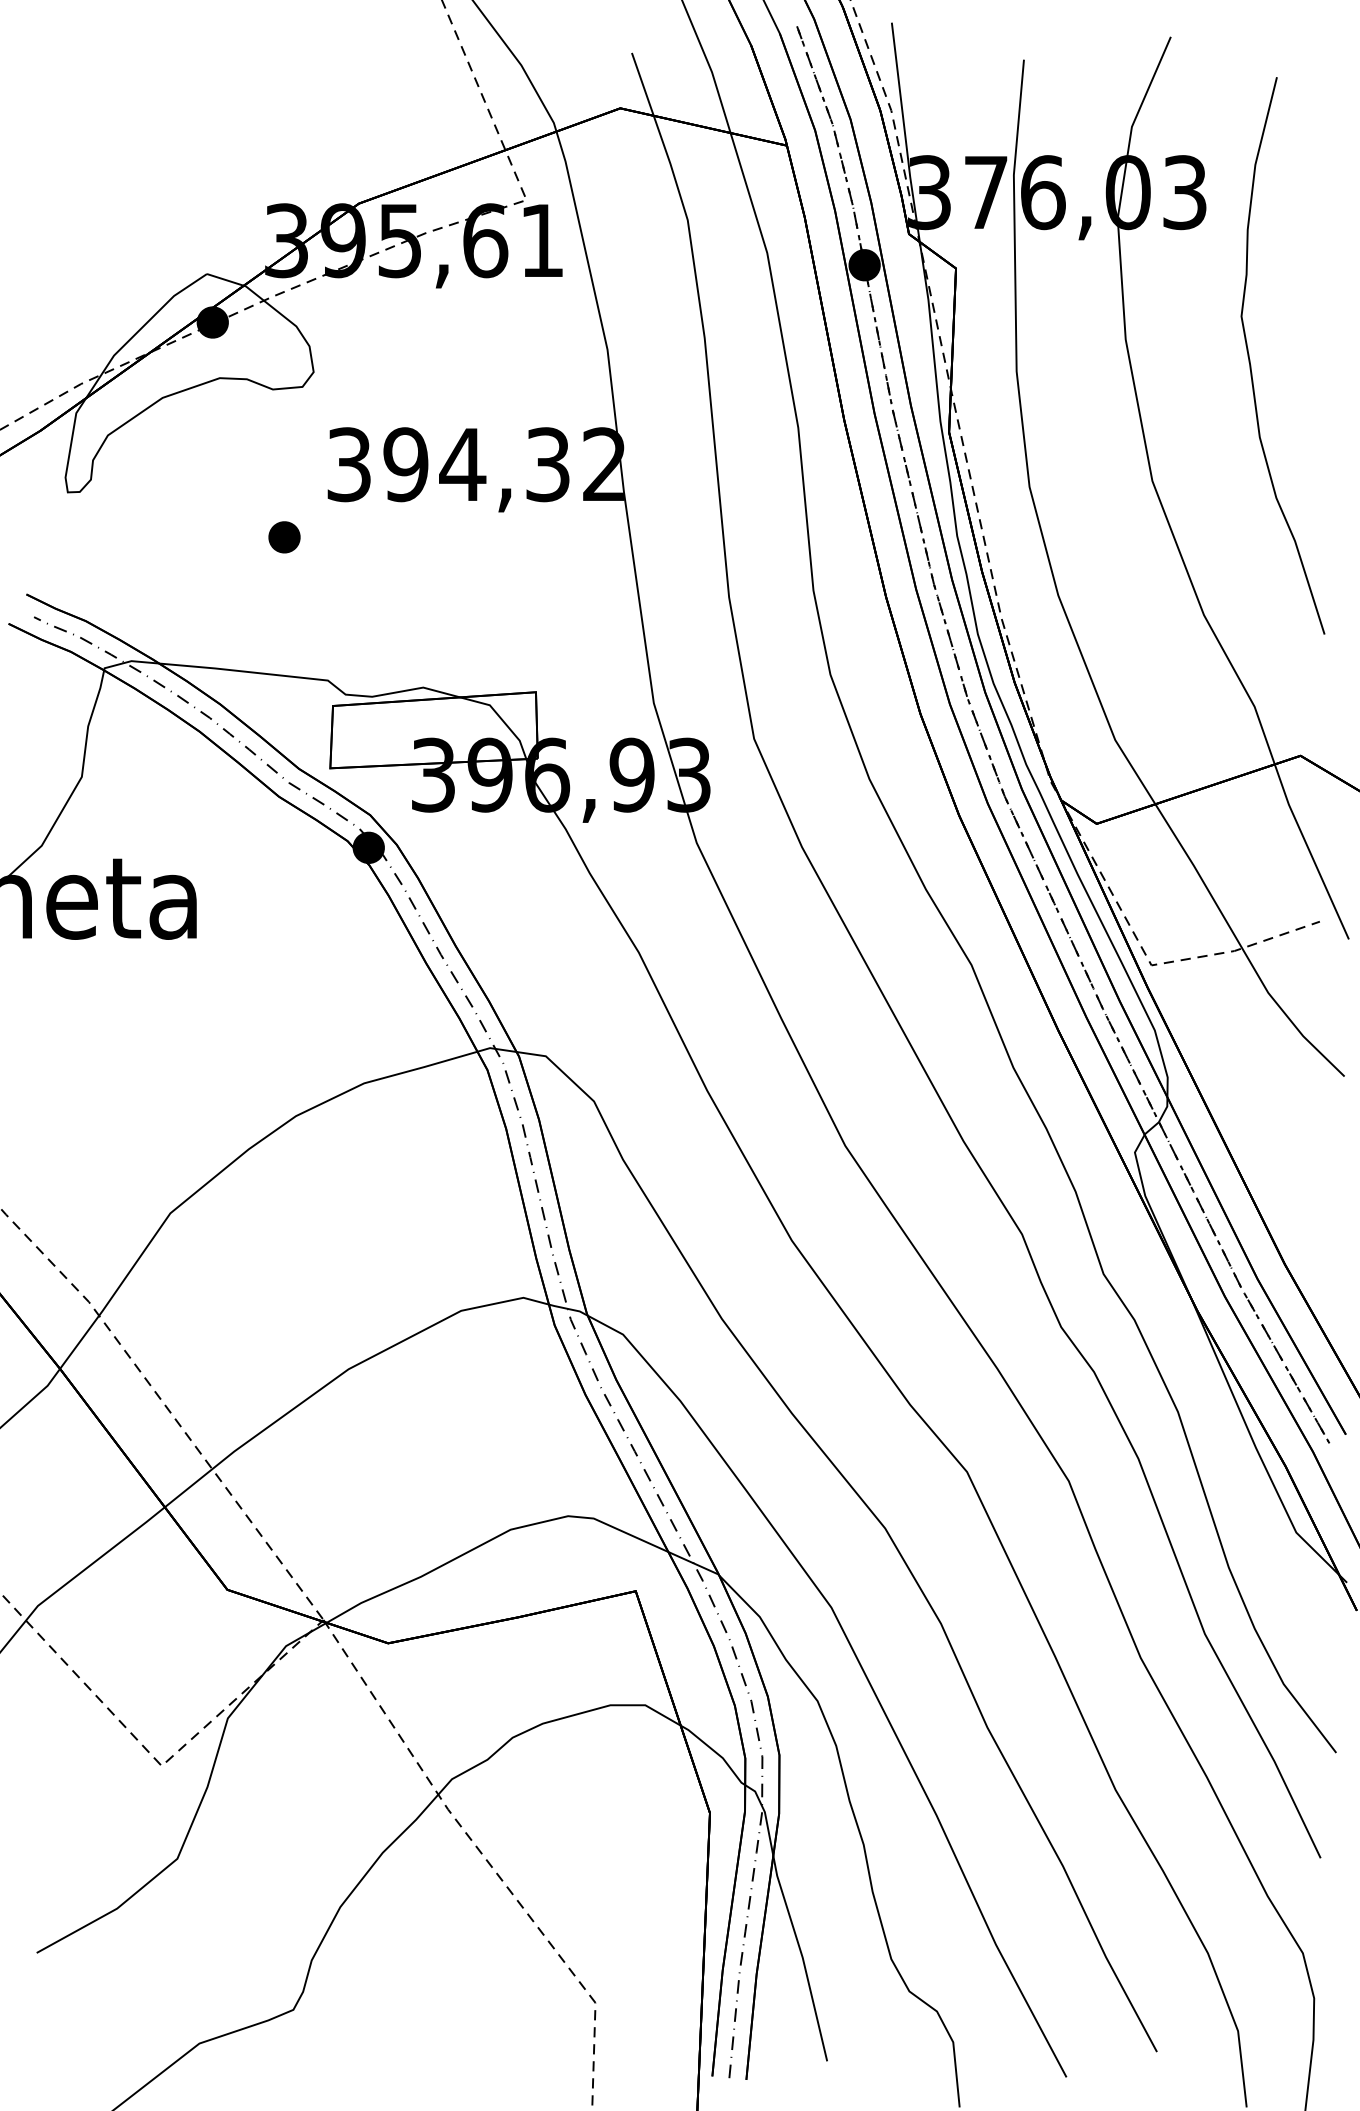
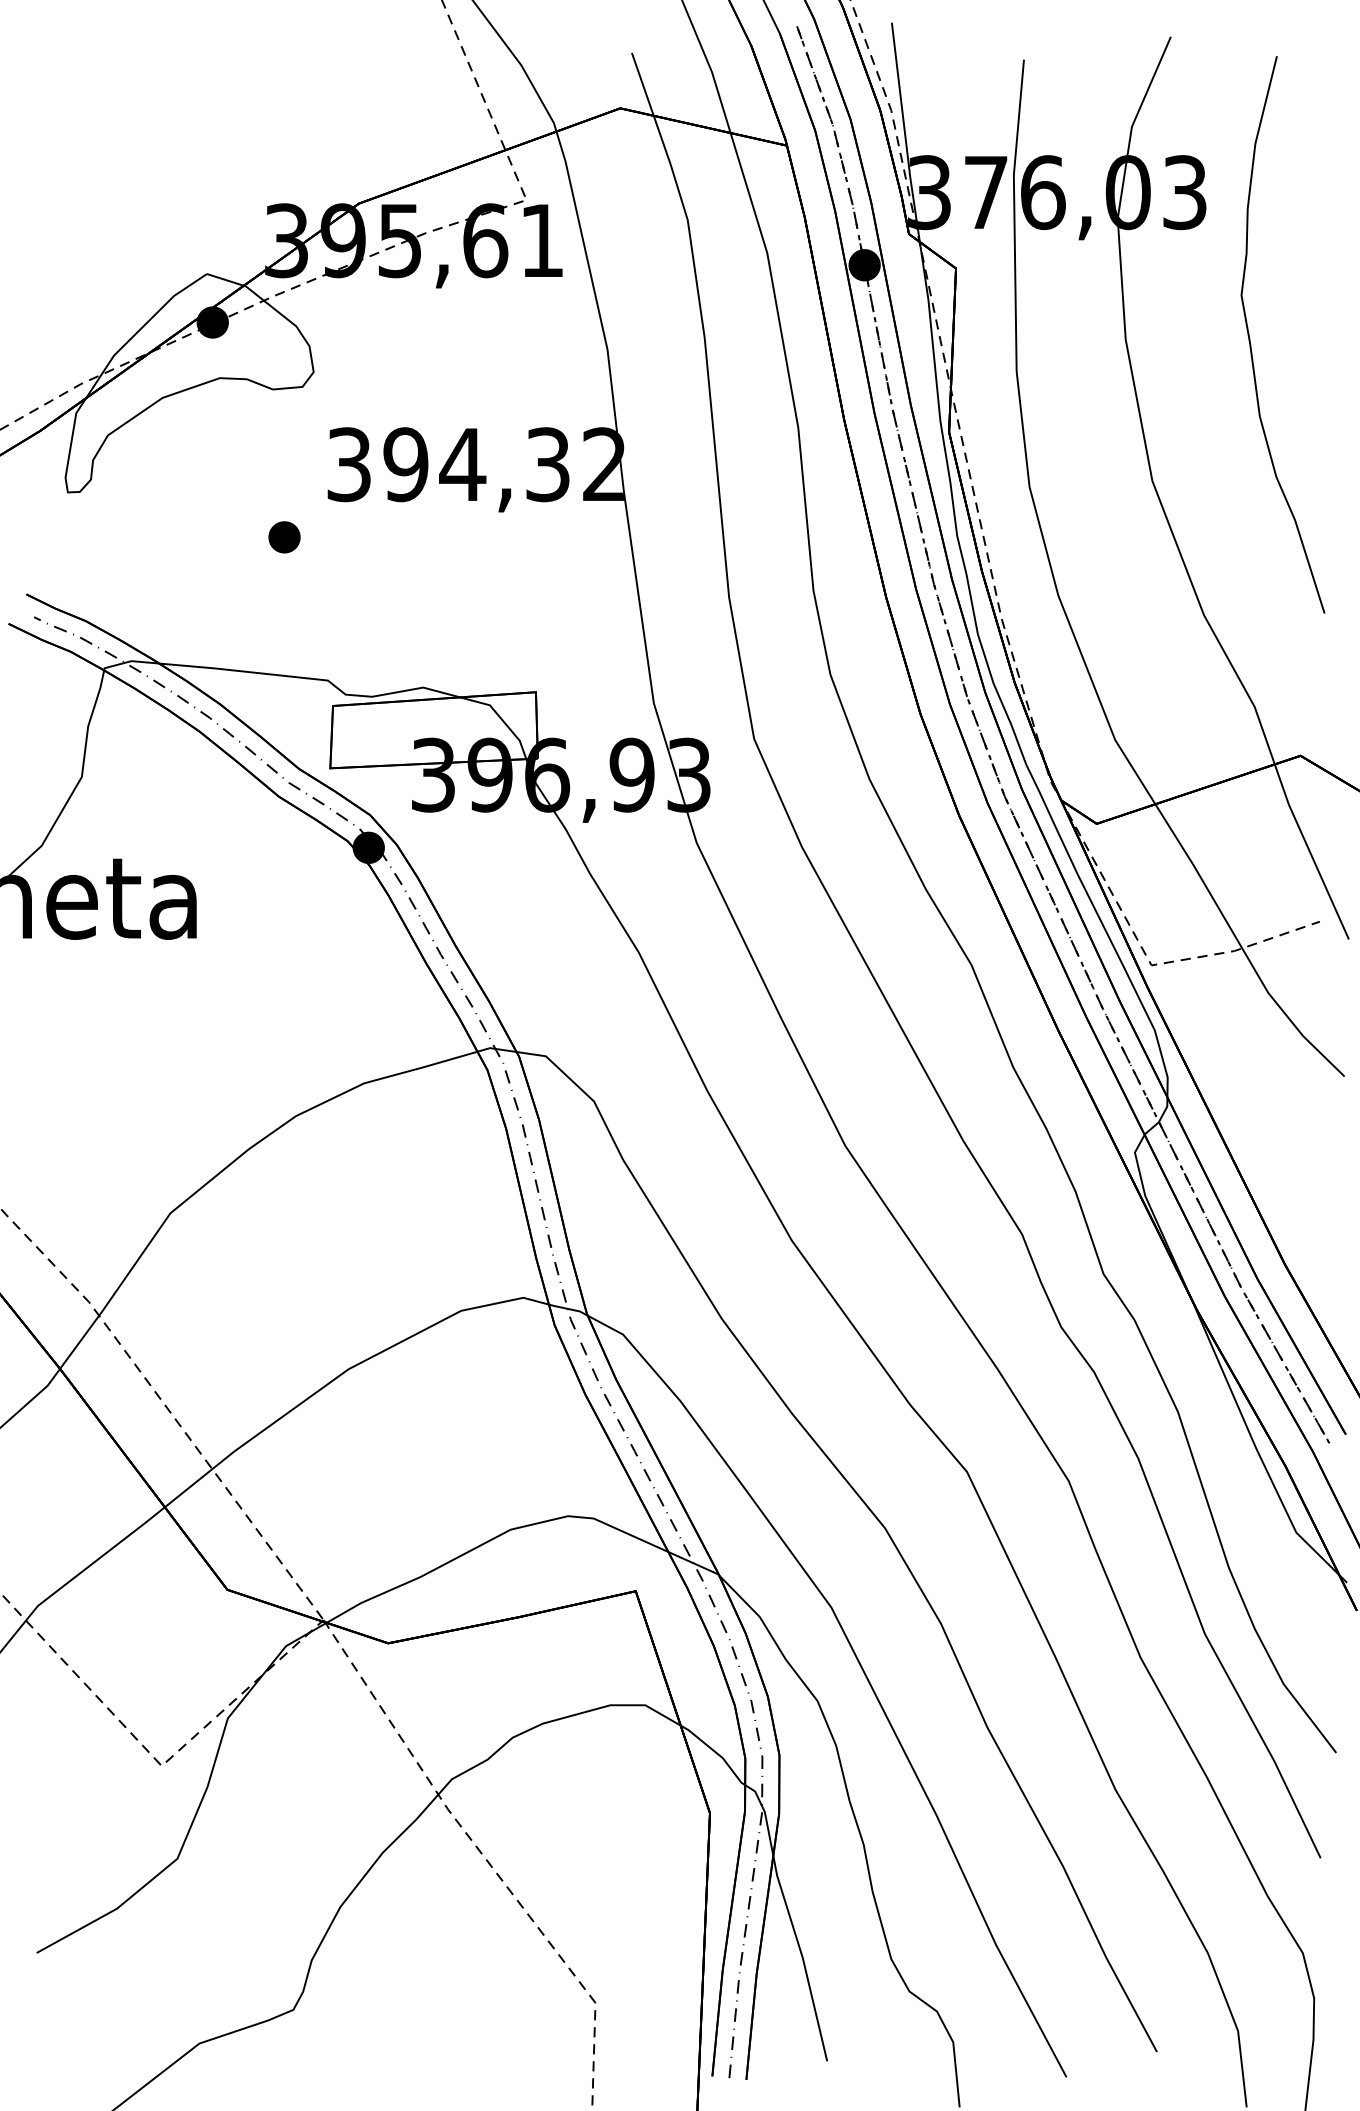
curve position: (1250, 359) -> (1250, 338) (1250, 338)
